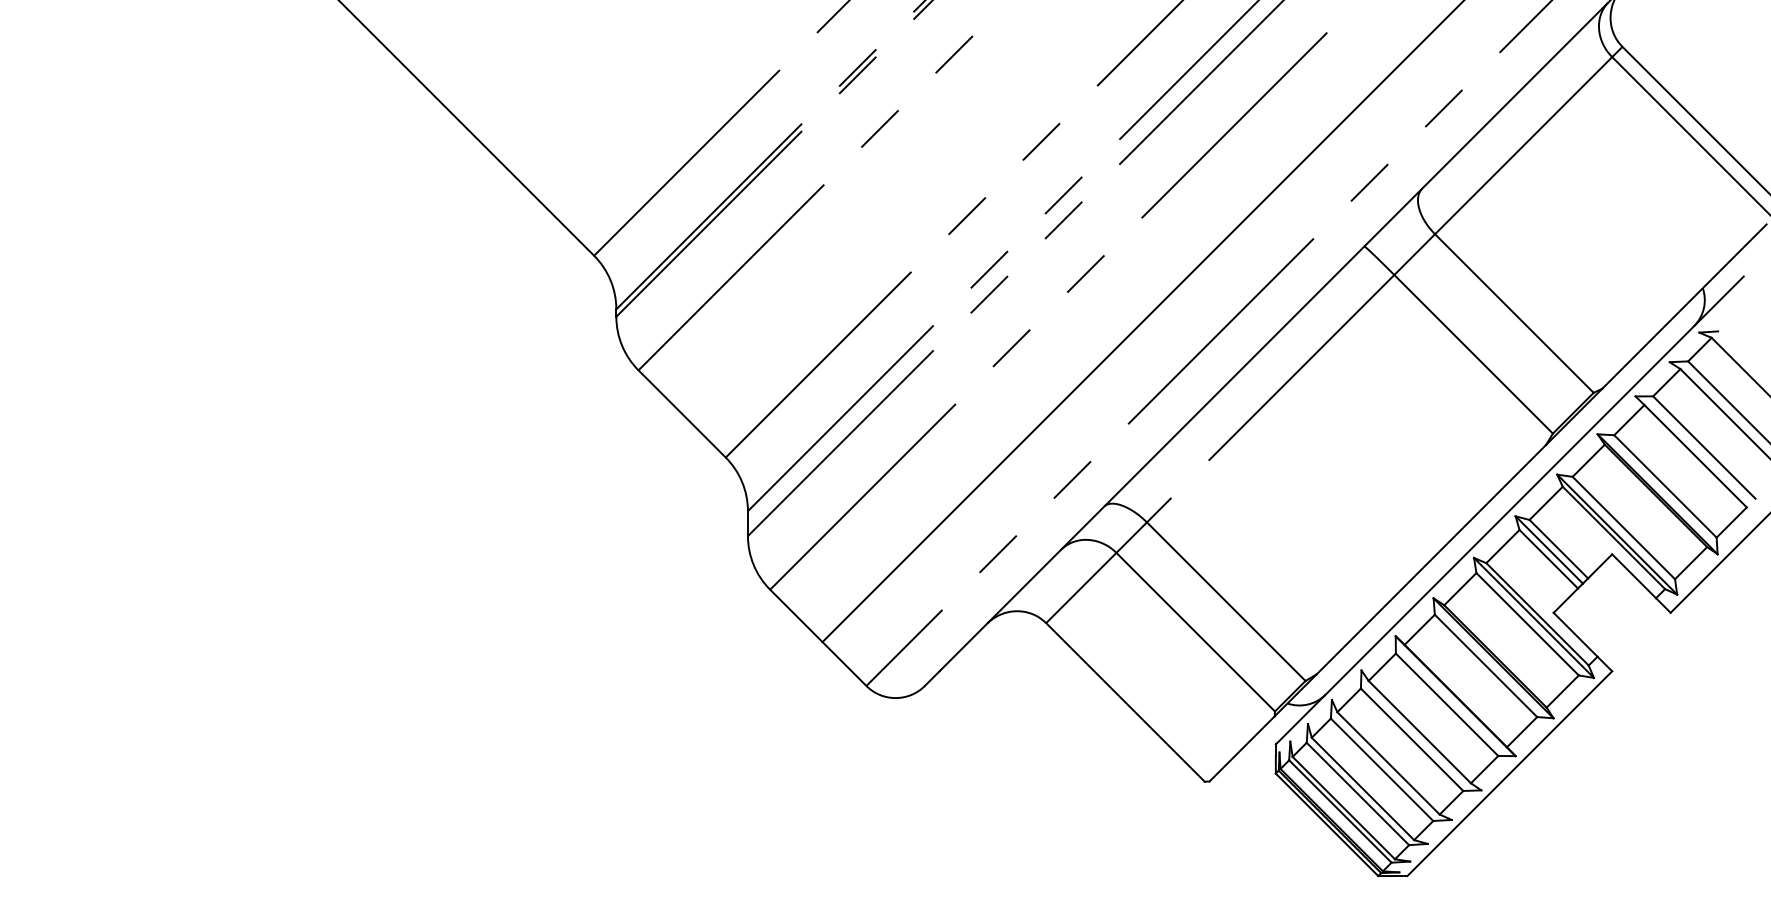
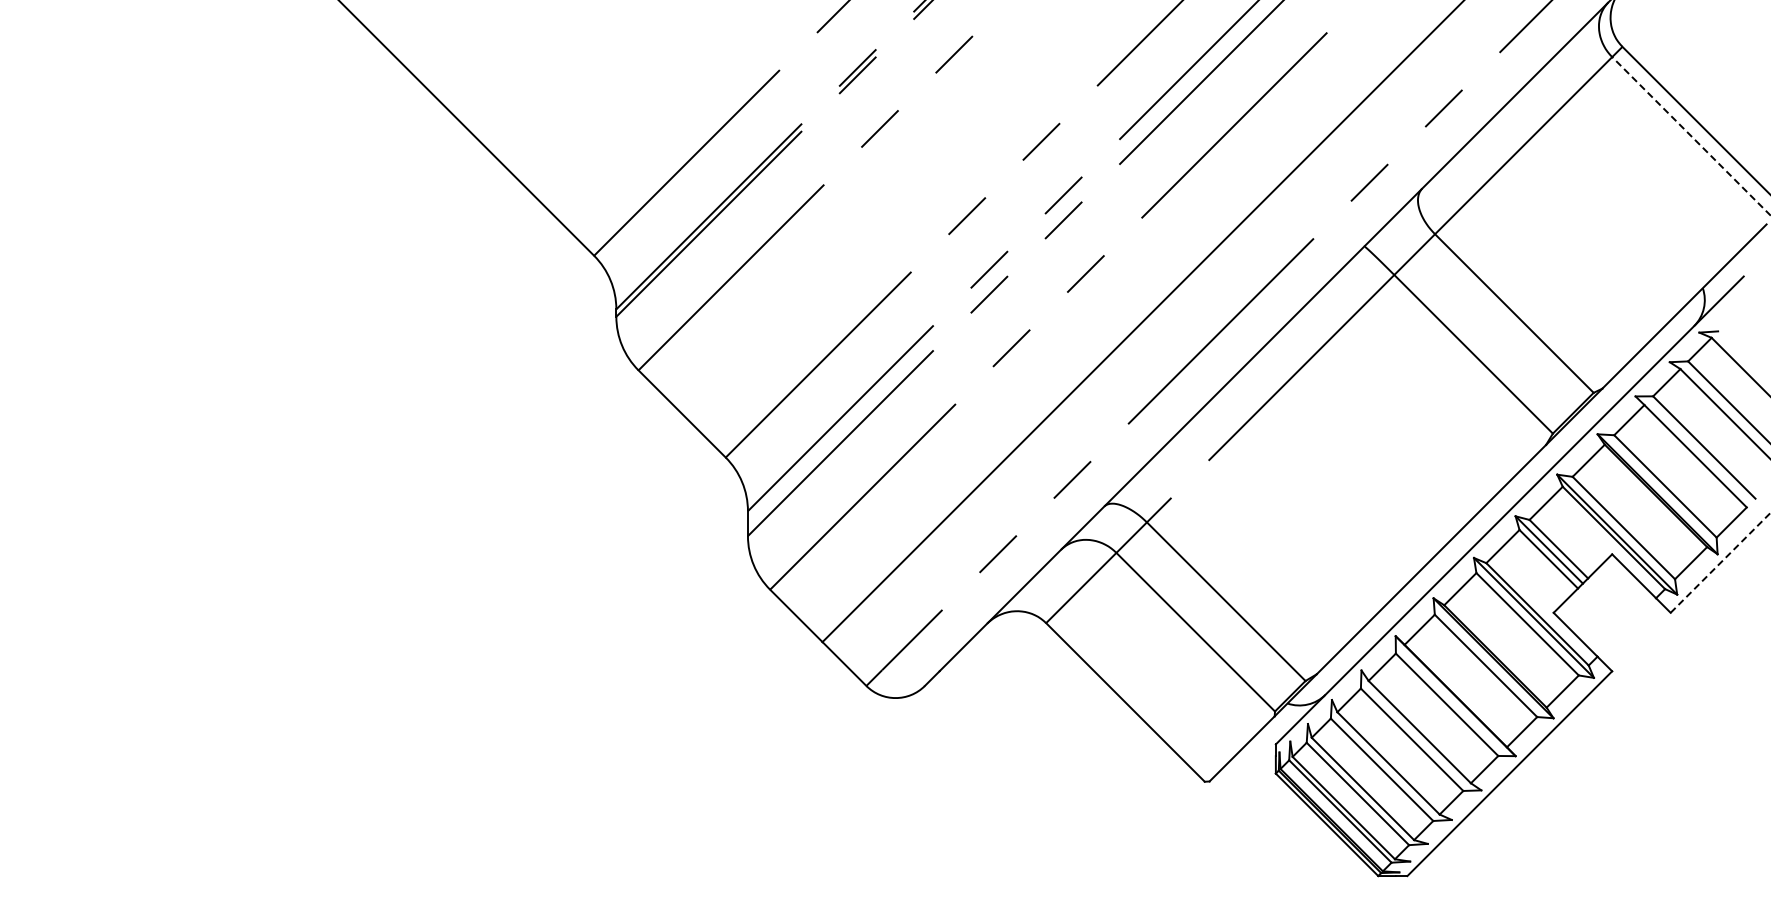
line: solid -> dashed (1691, 136)
line: solid -> dashed (1720, 562)
